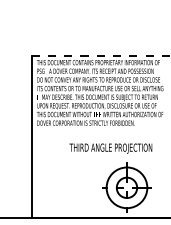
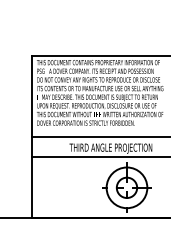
line: dashed -> solid (101, 55)
line: none -> present (99, 136)
line: none -> present (99, 157)
